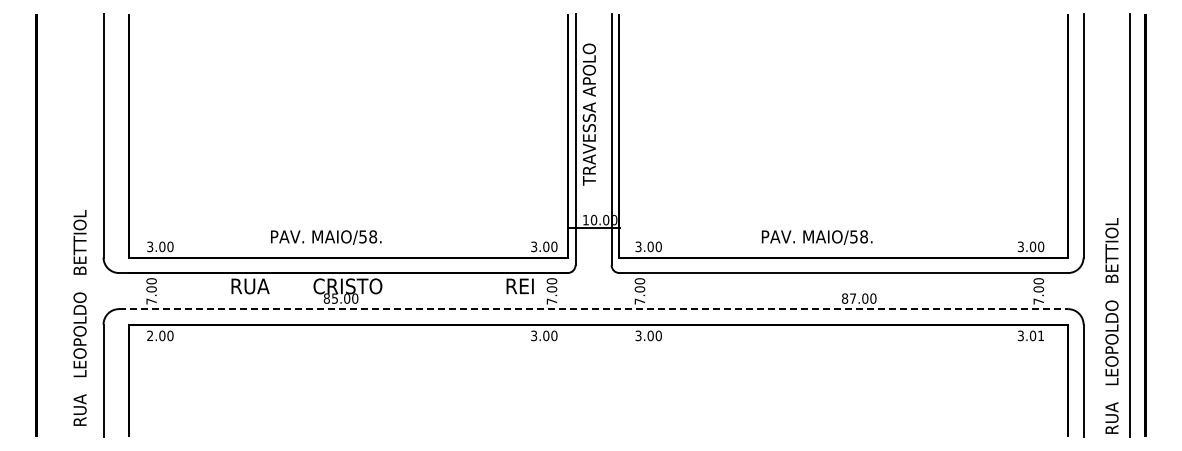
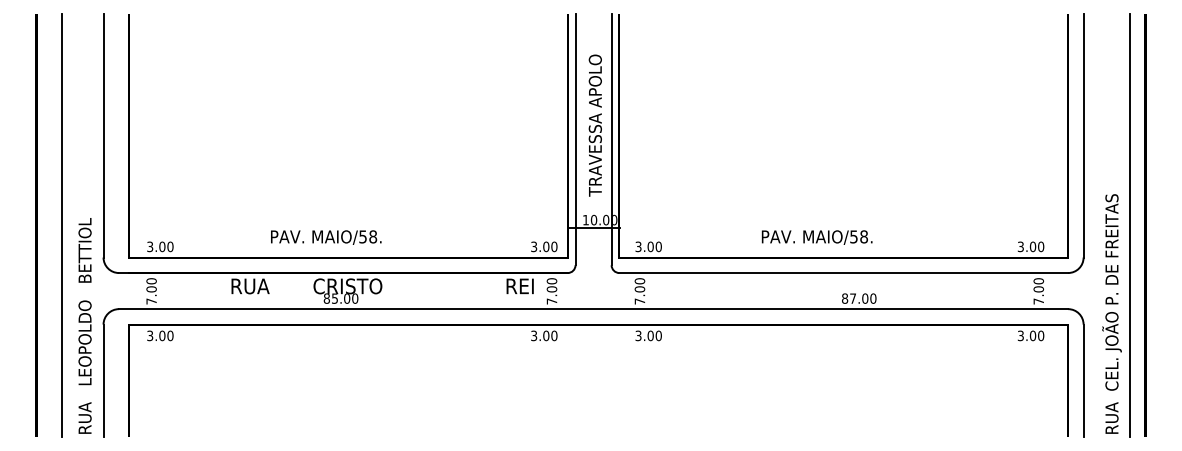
text position: (588, 114) -> (594, 125) (594, 125)
line: none -> present (62, 225)
text: RUA   LEOPOLDO   BETTIOL -> RUA  CEL. JOÃO P. DE FREITAS (1111, 292)
line: dashed -> solid (593, 309)
text position: (79, 317) -> (84, 325) (84, 325)
text: 3.01 -> 3.00 (1041, 335)
text: 2.00 -> 3.00 (150, 336)
